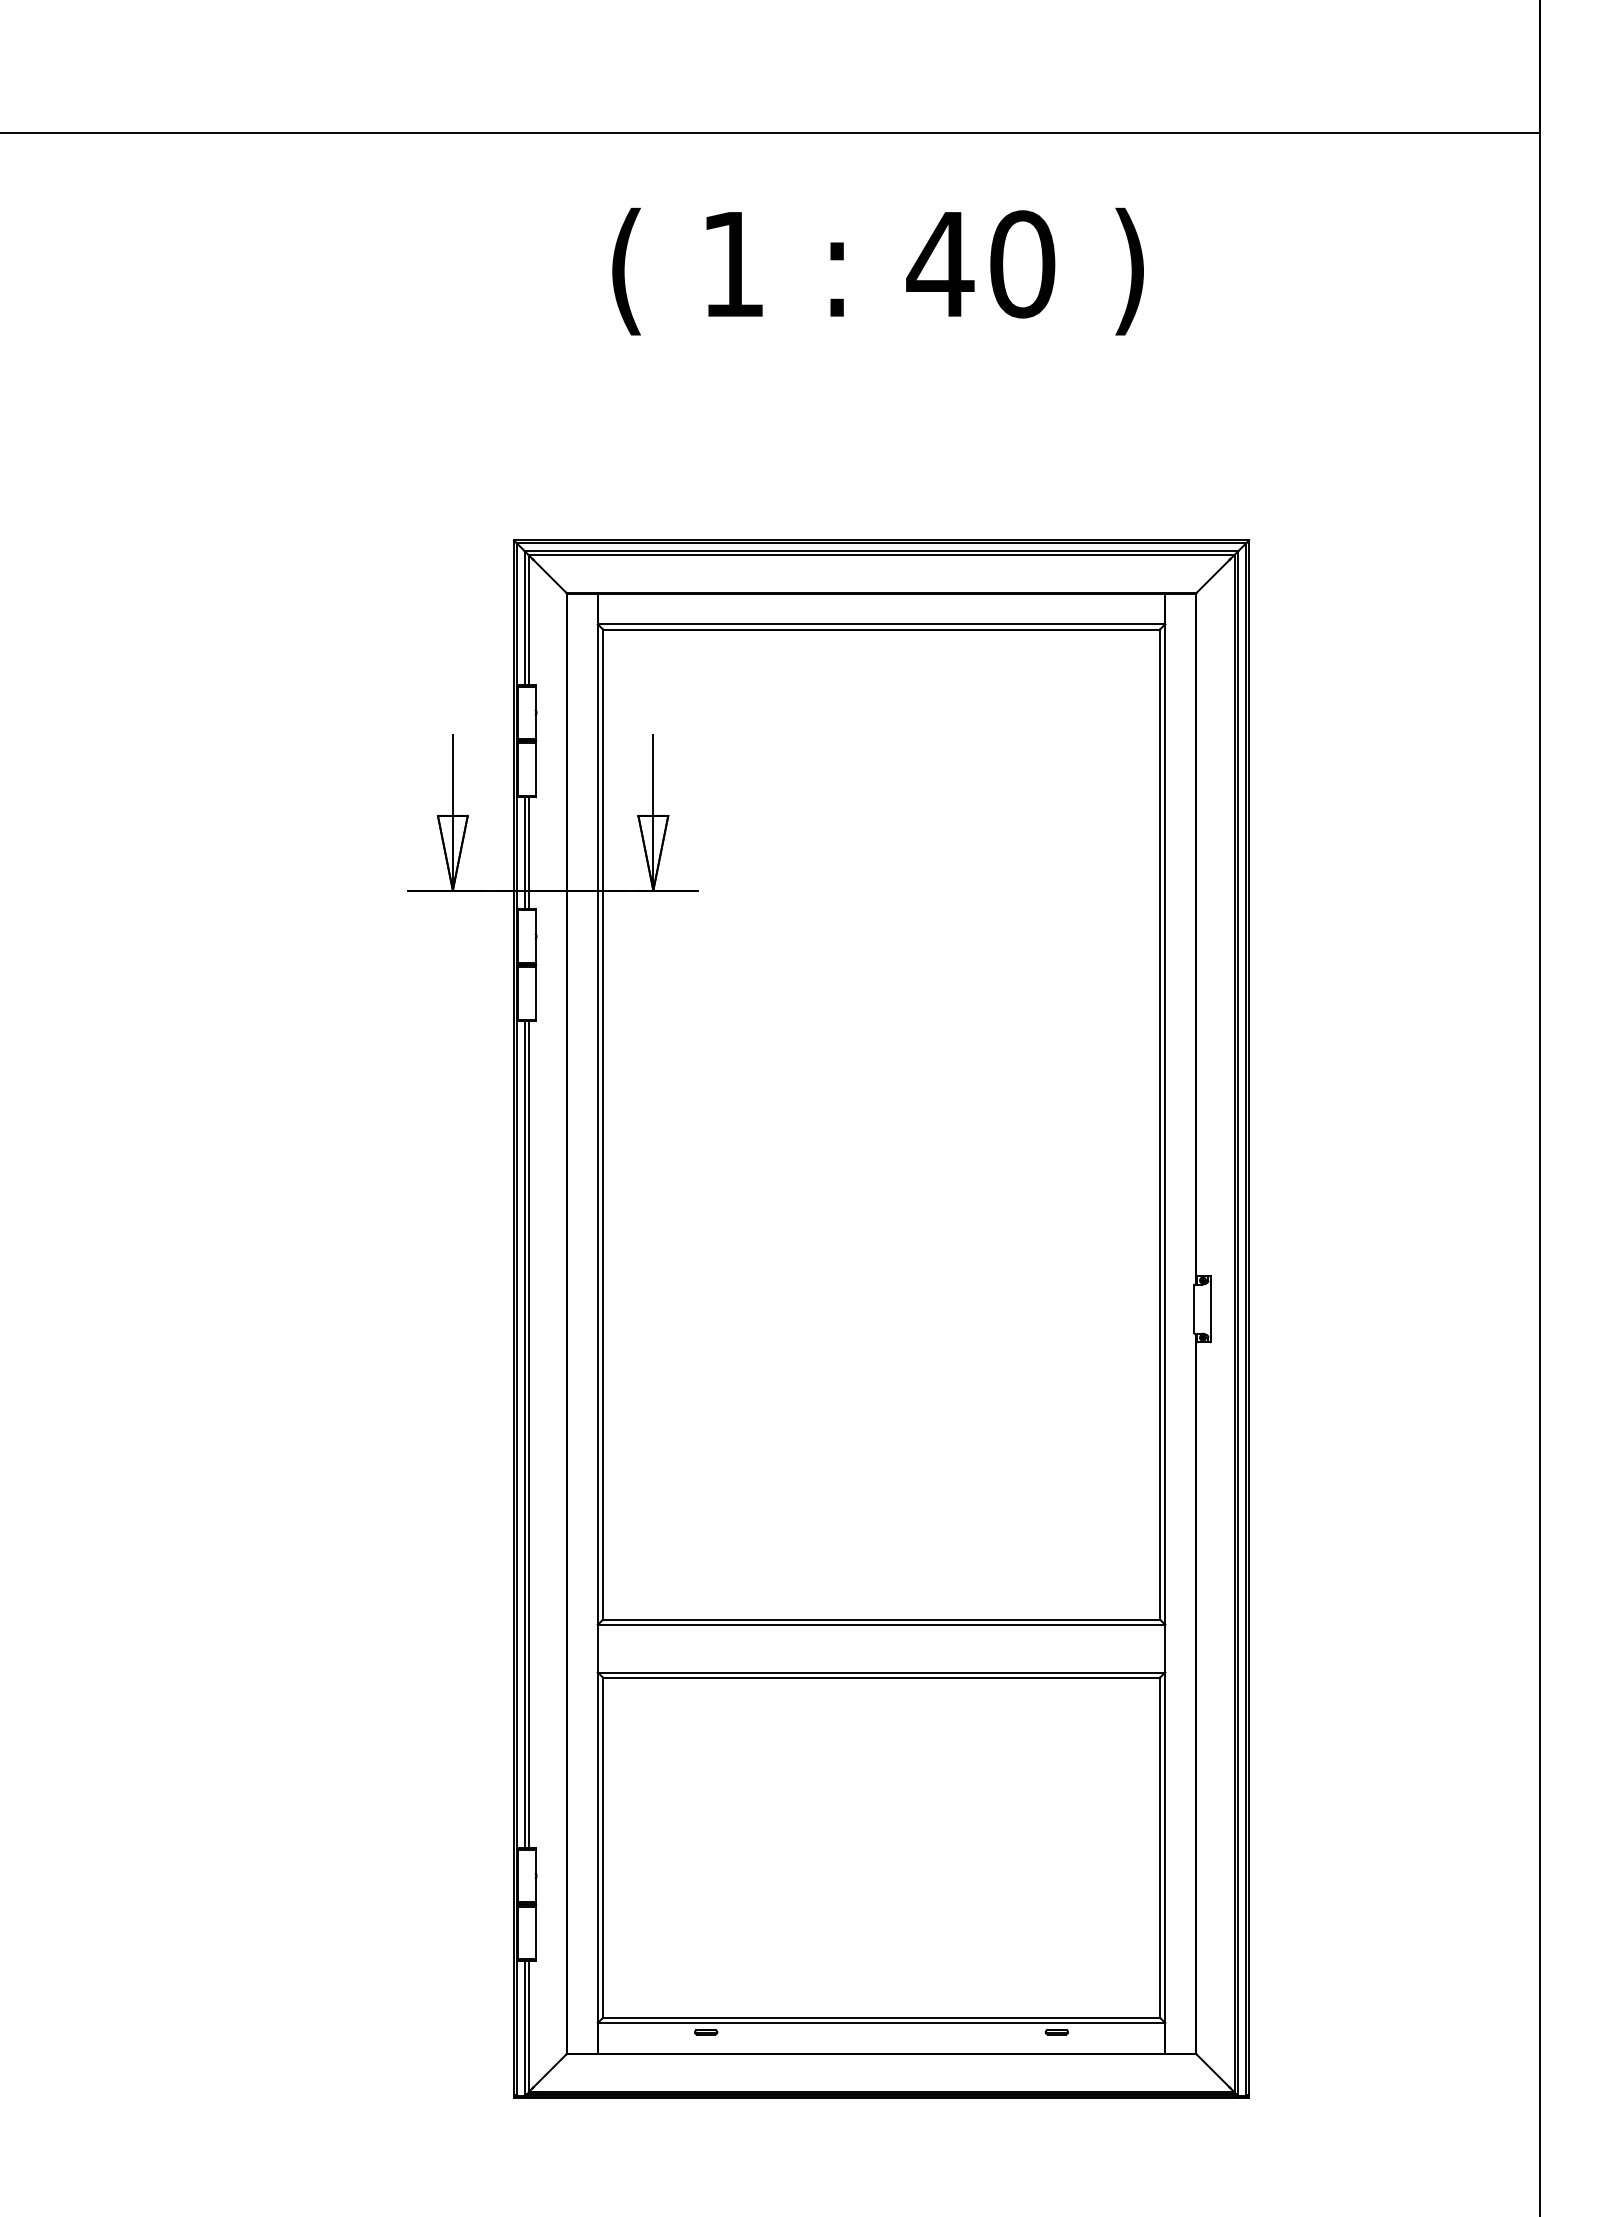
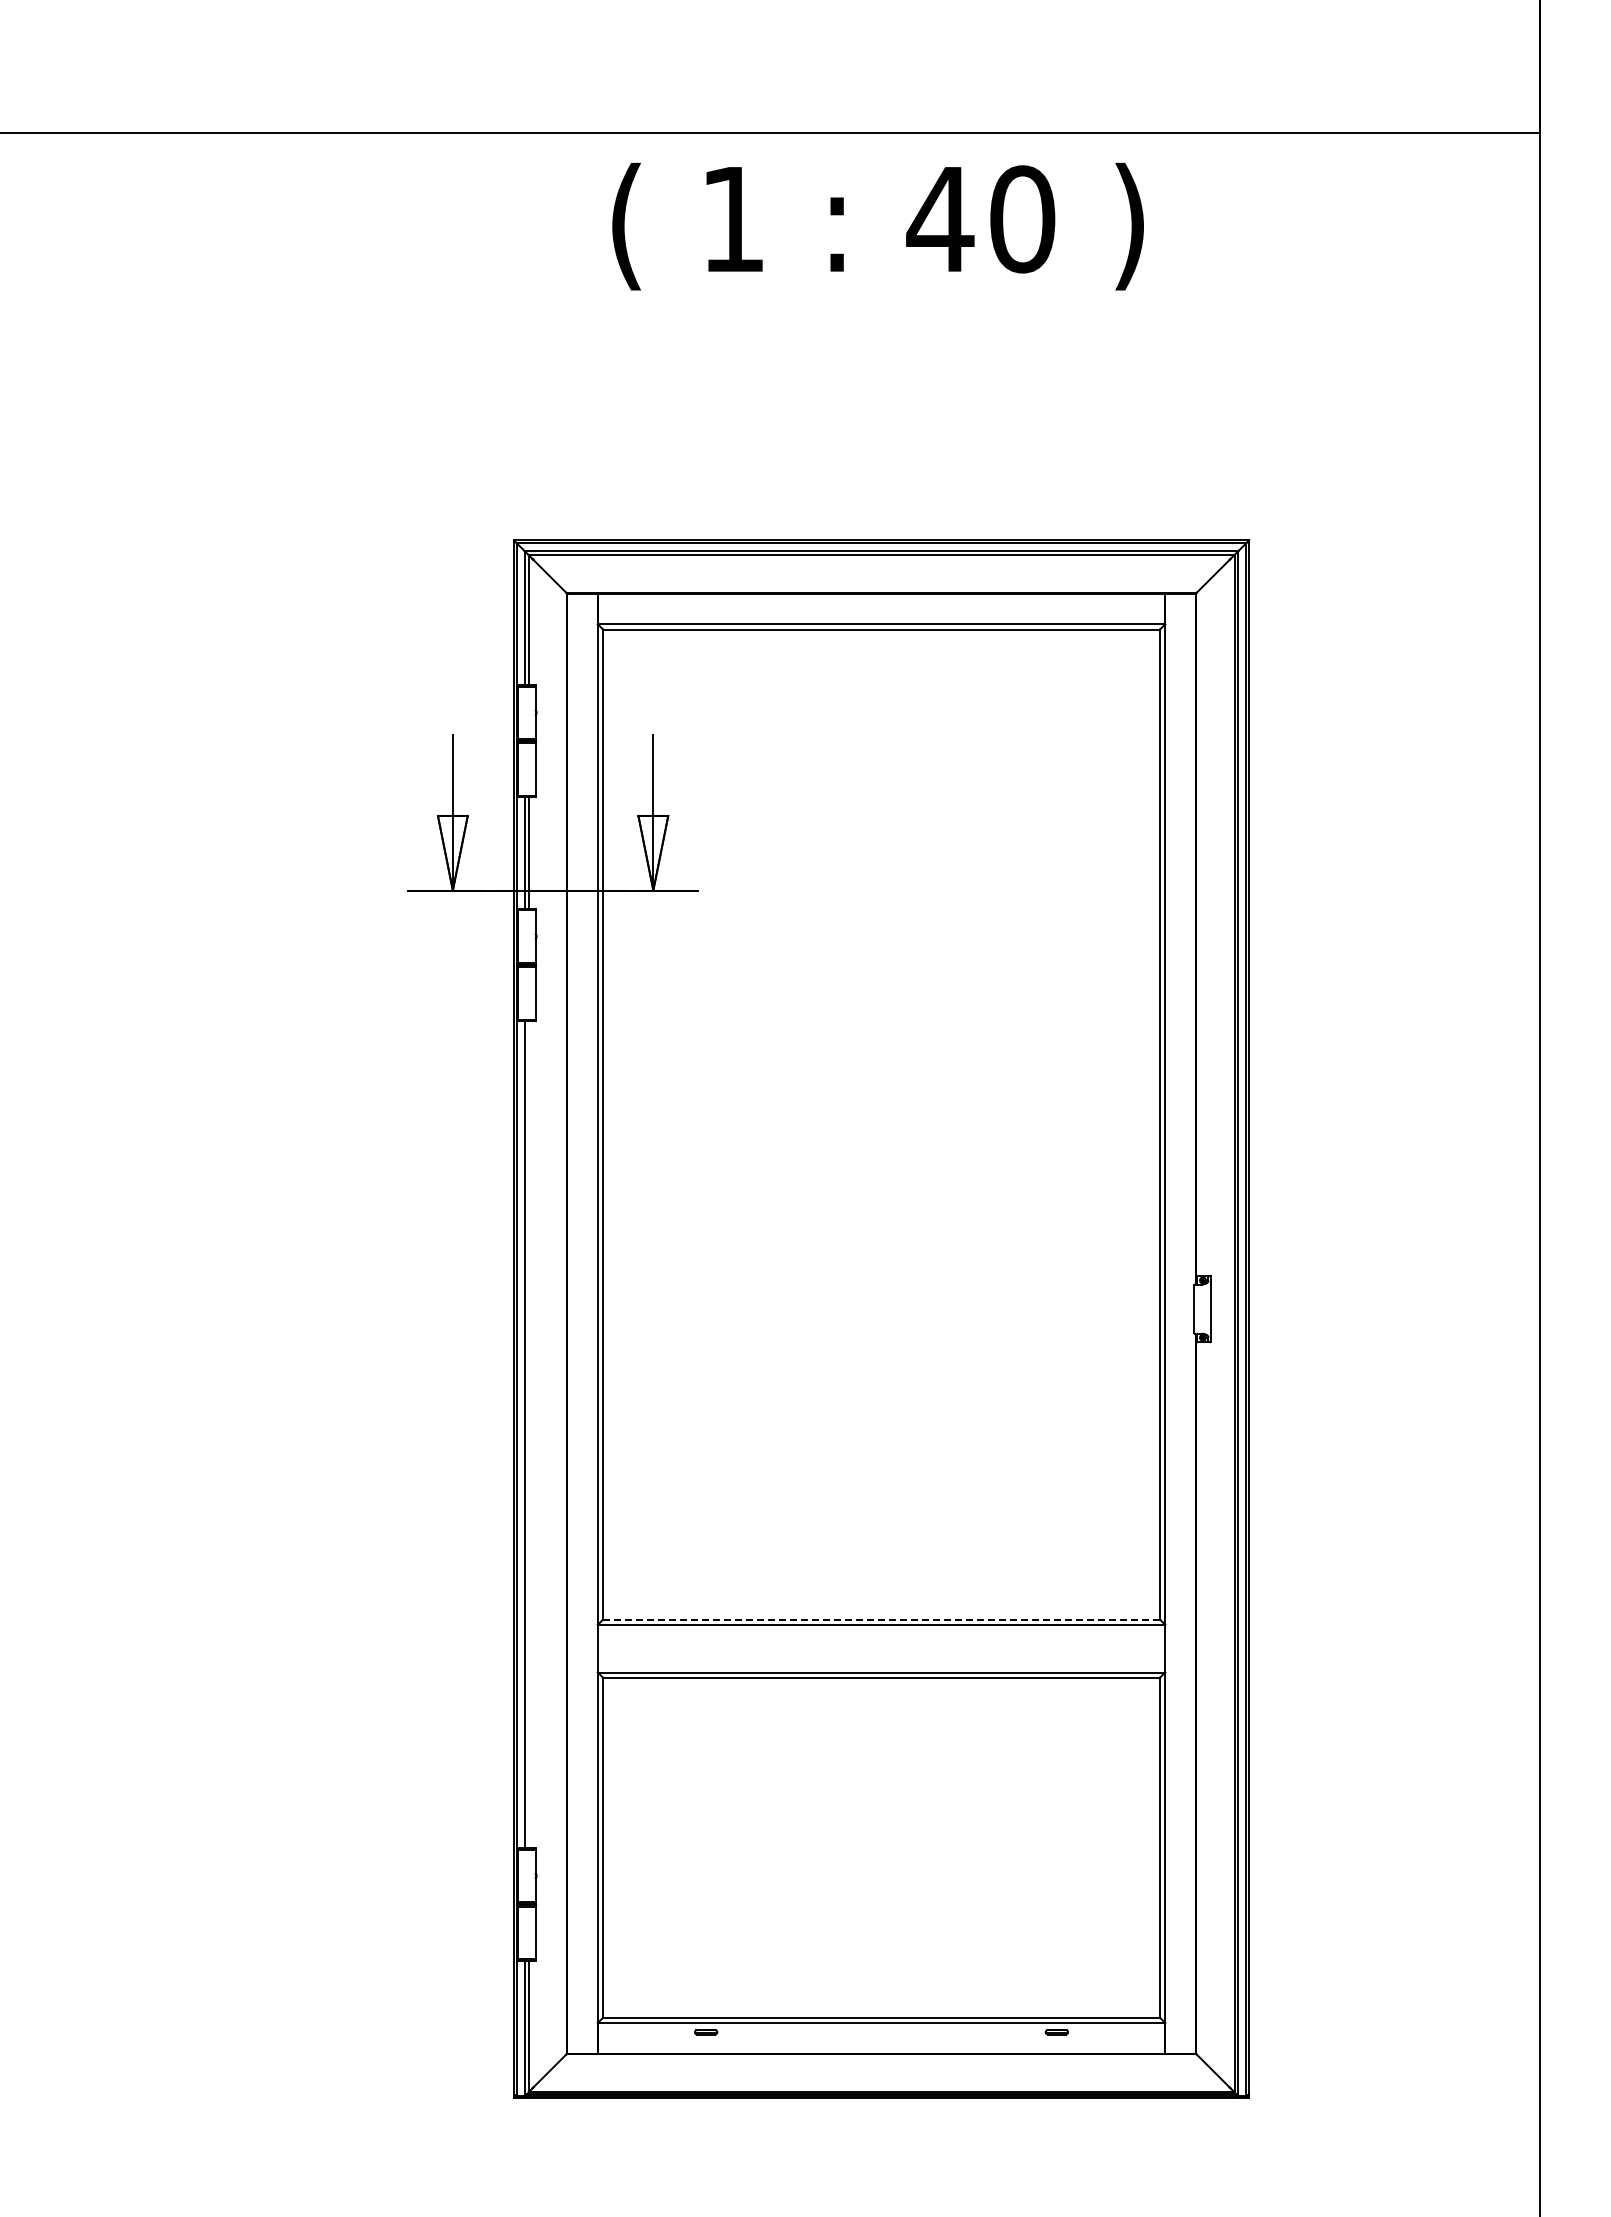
text position: (877, 271) -> (877, 226) (877, 226)
line: present -> none (528, 1434)
line: solid -> dashed (881, 1619)
